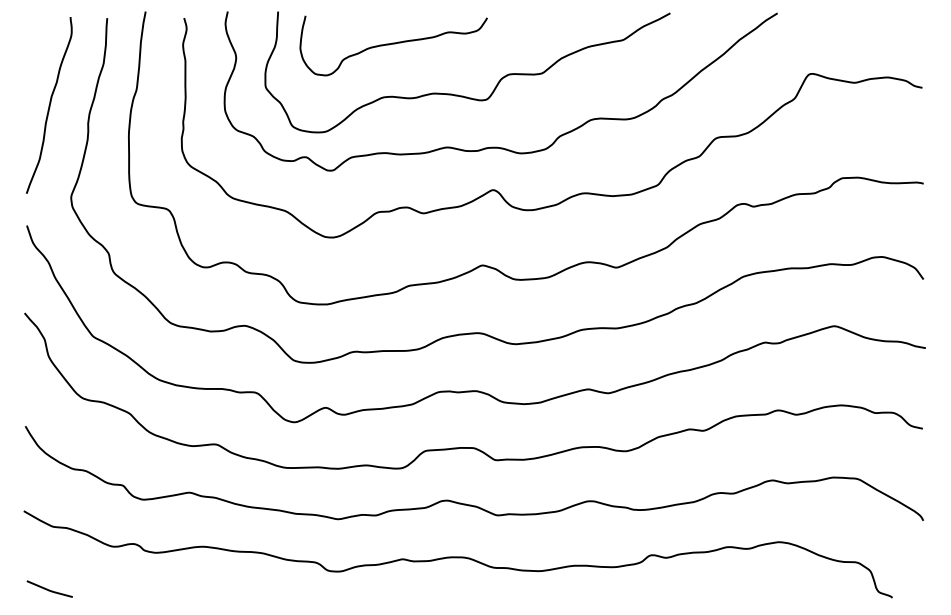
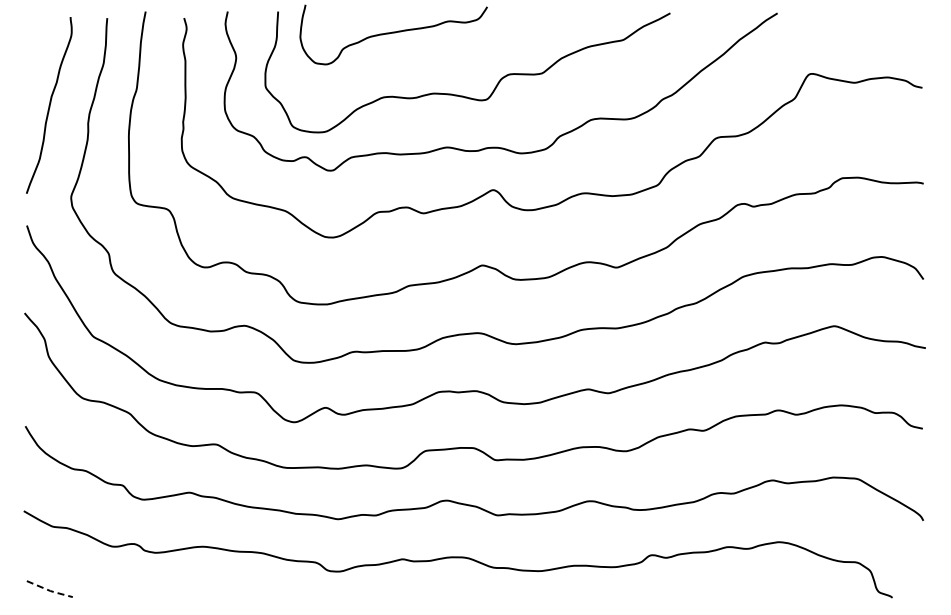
curve position: (393, 44) -> (393, 33) (393, 33)
line: solid -> dashed (50, 590)
